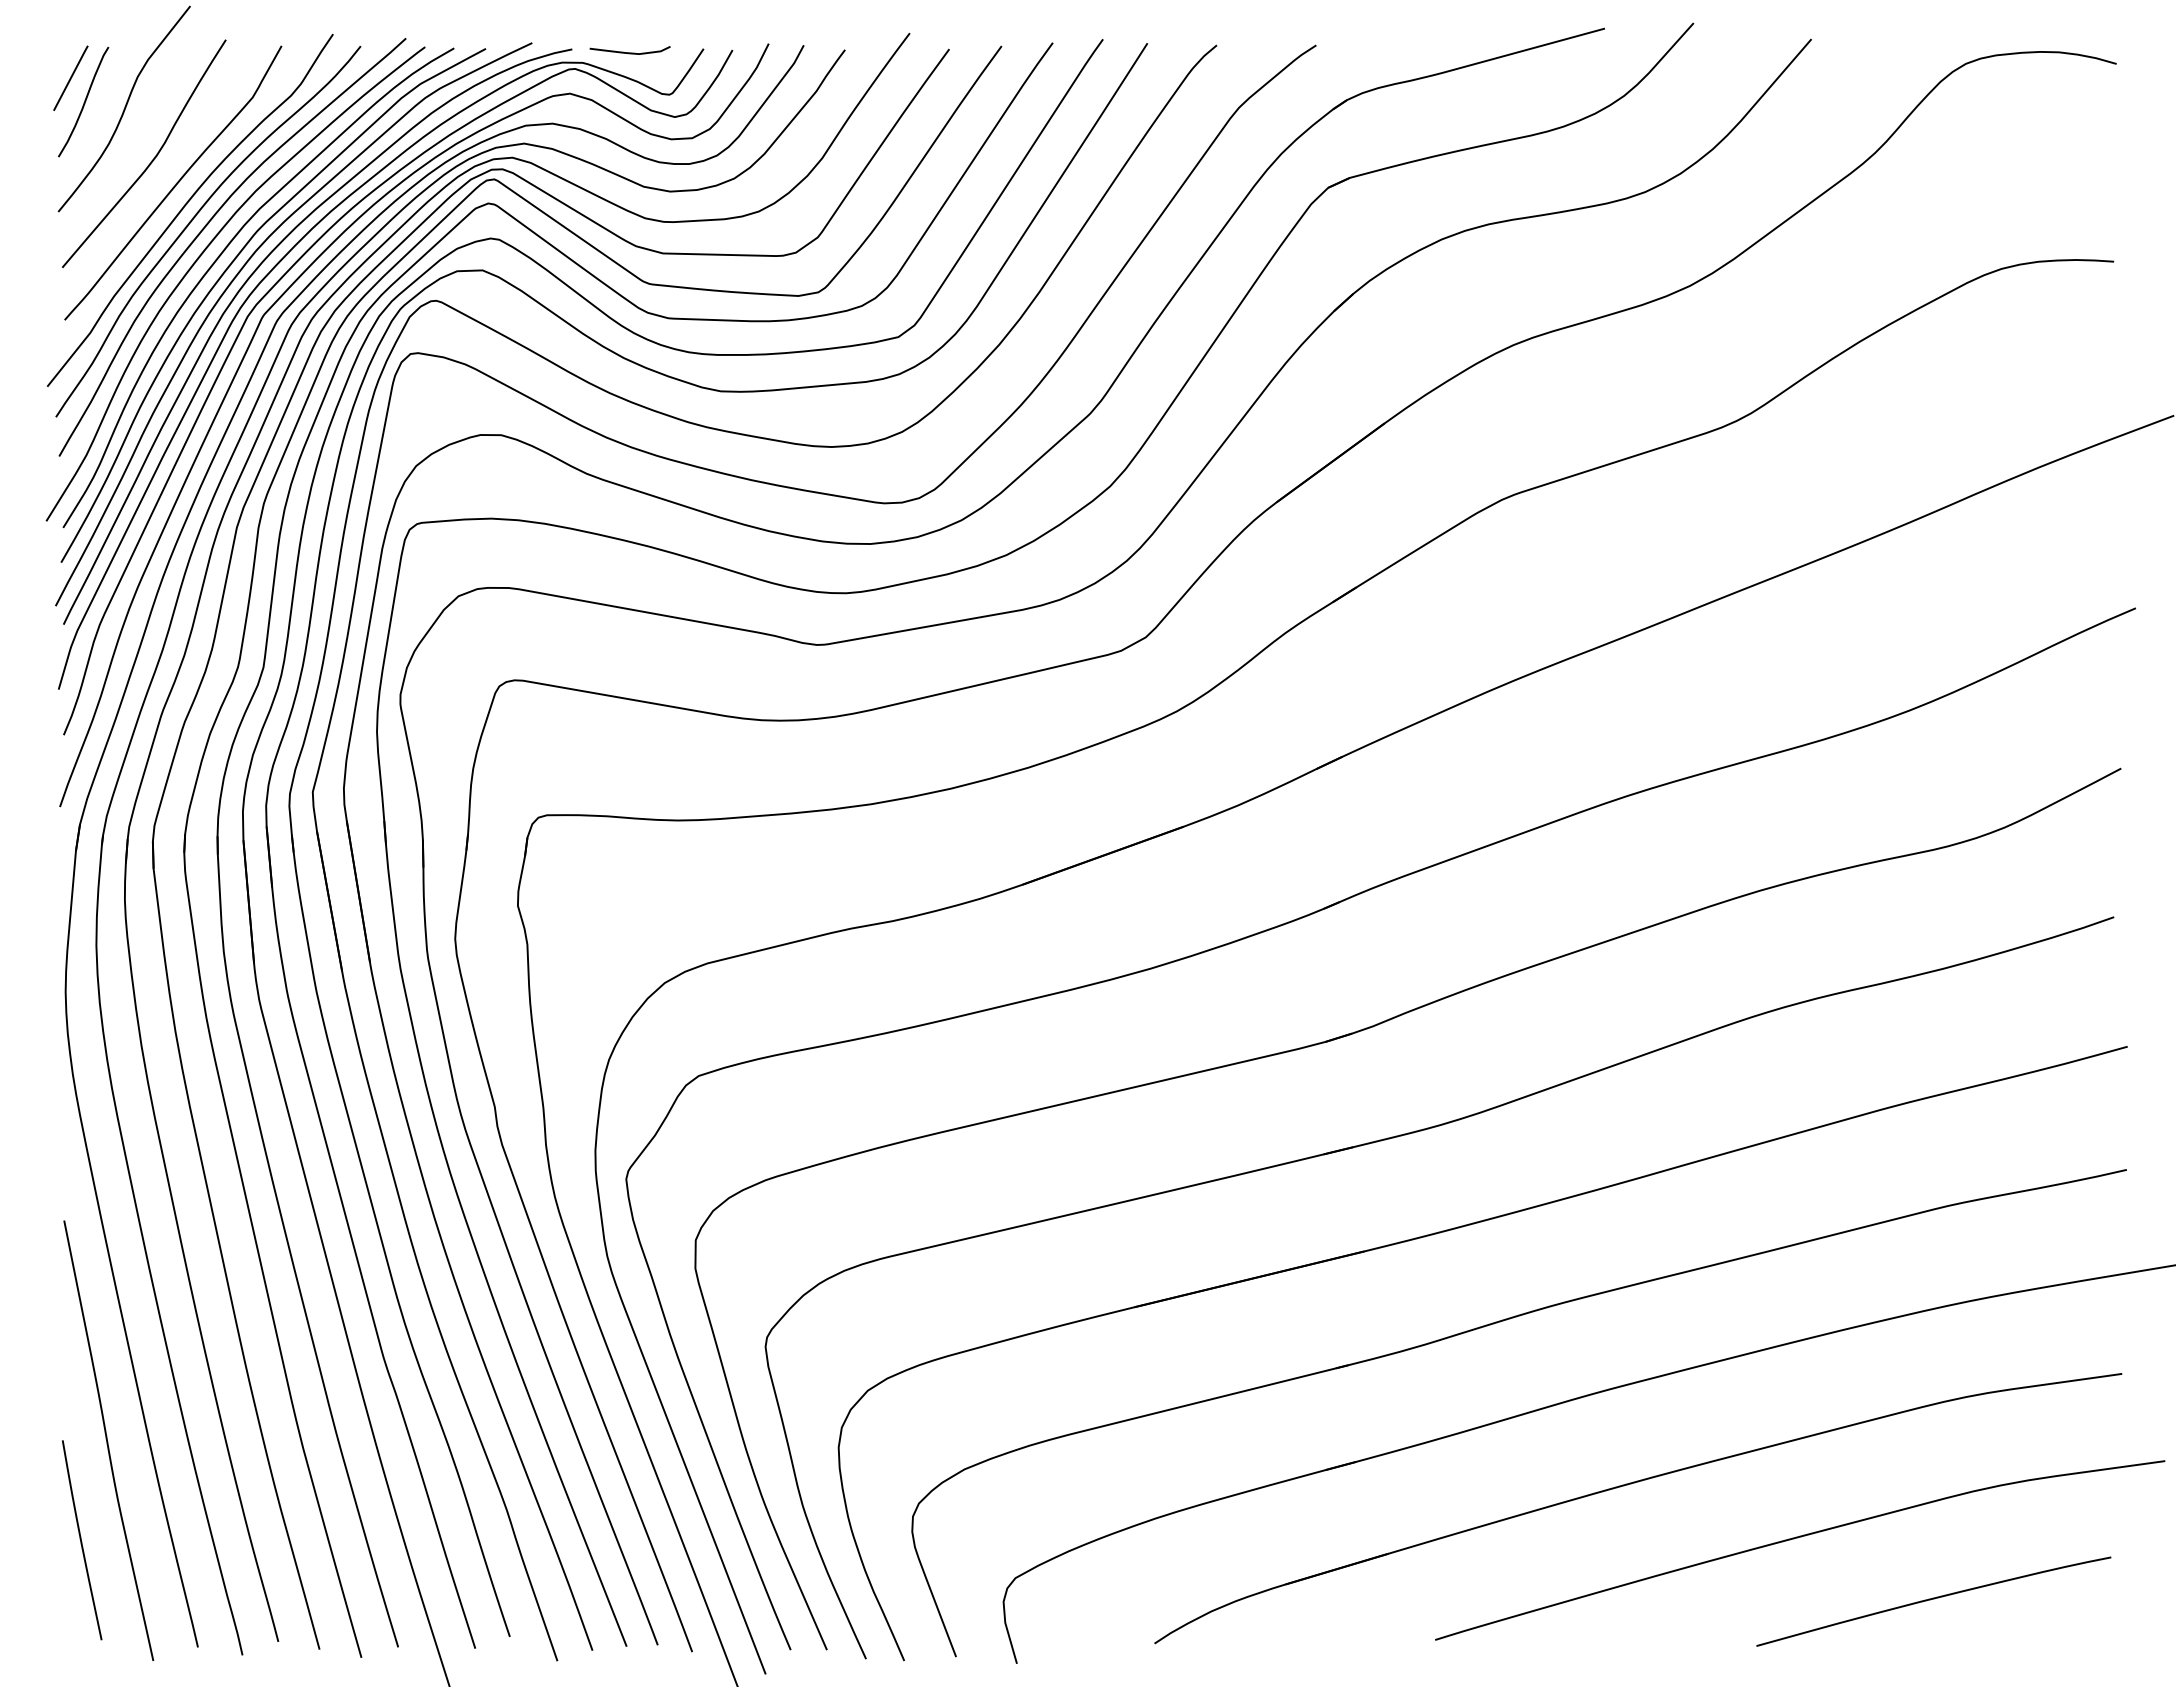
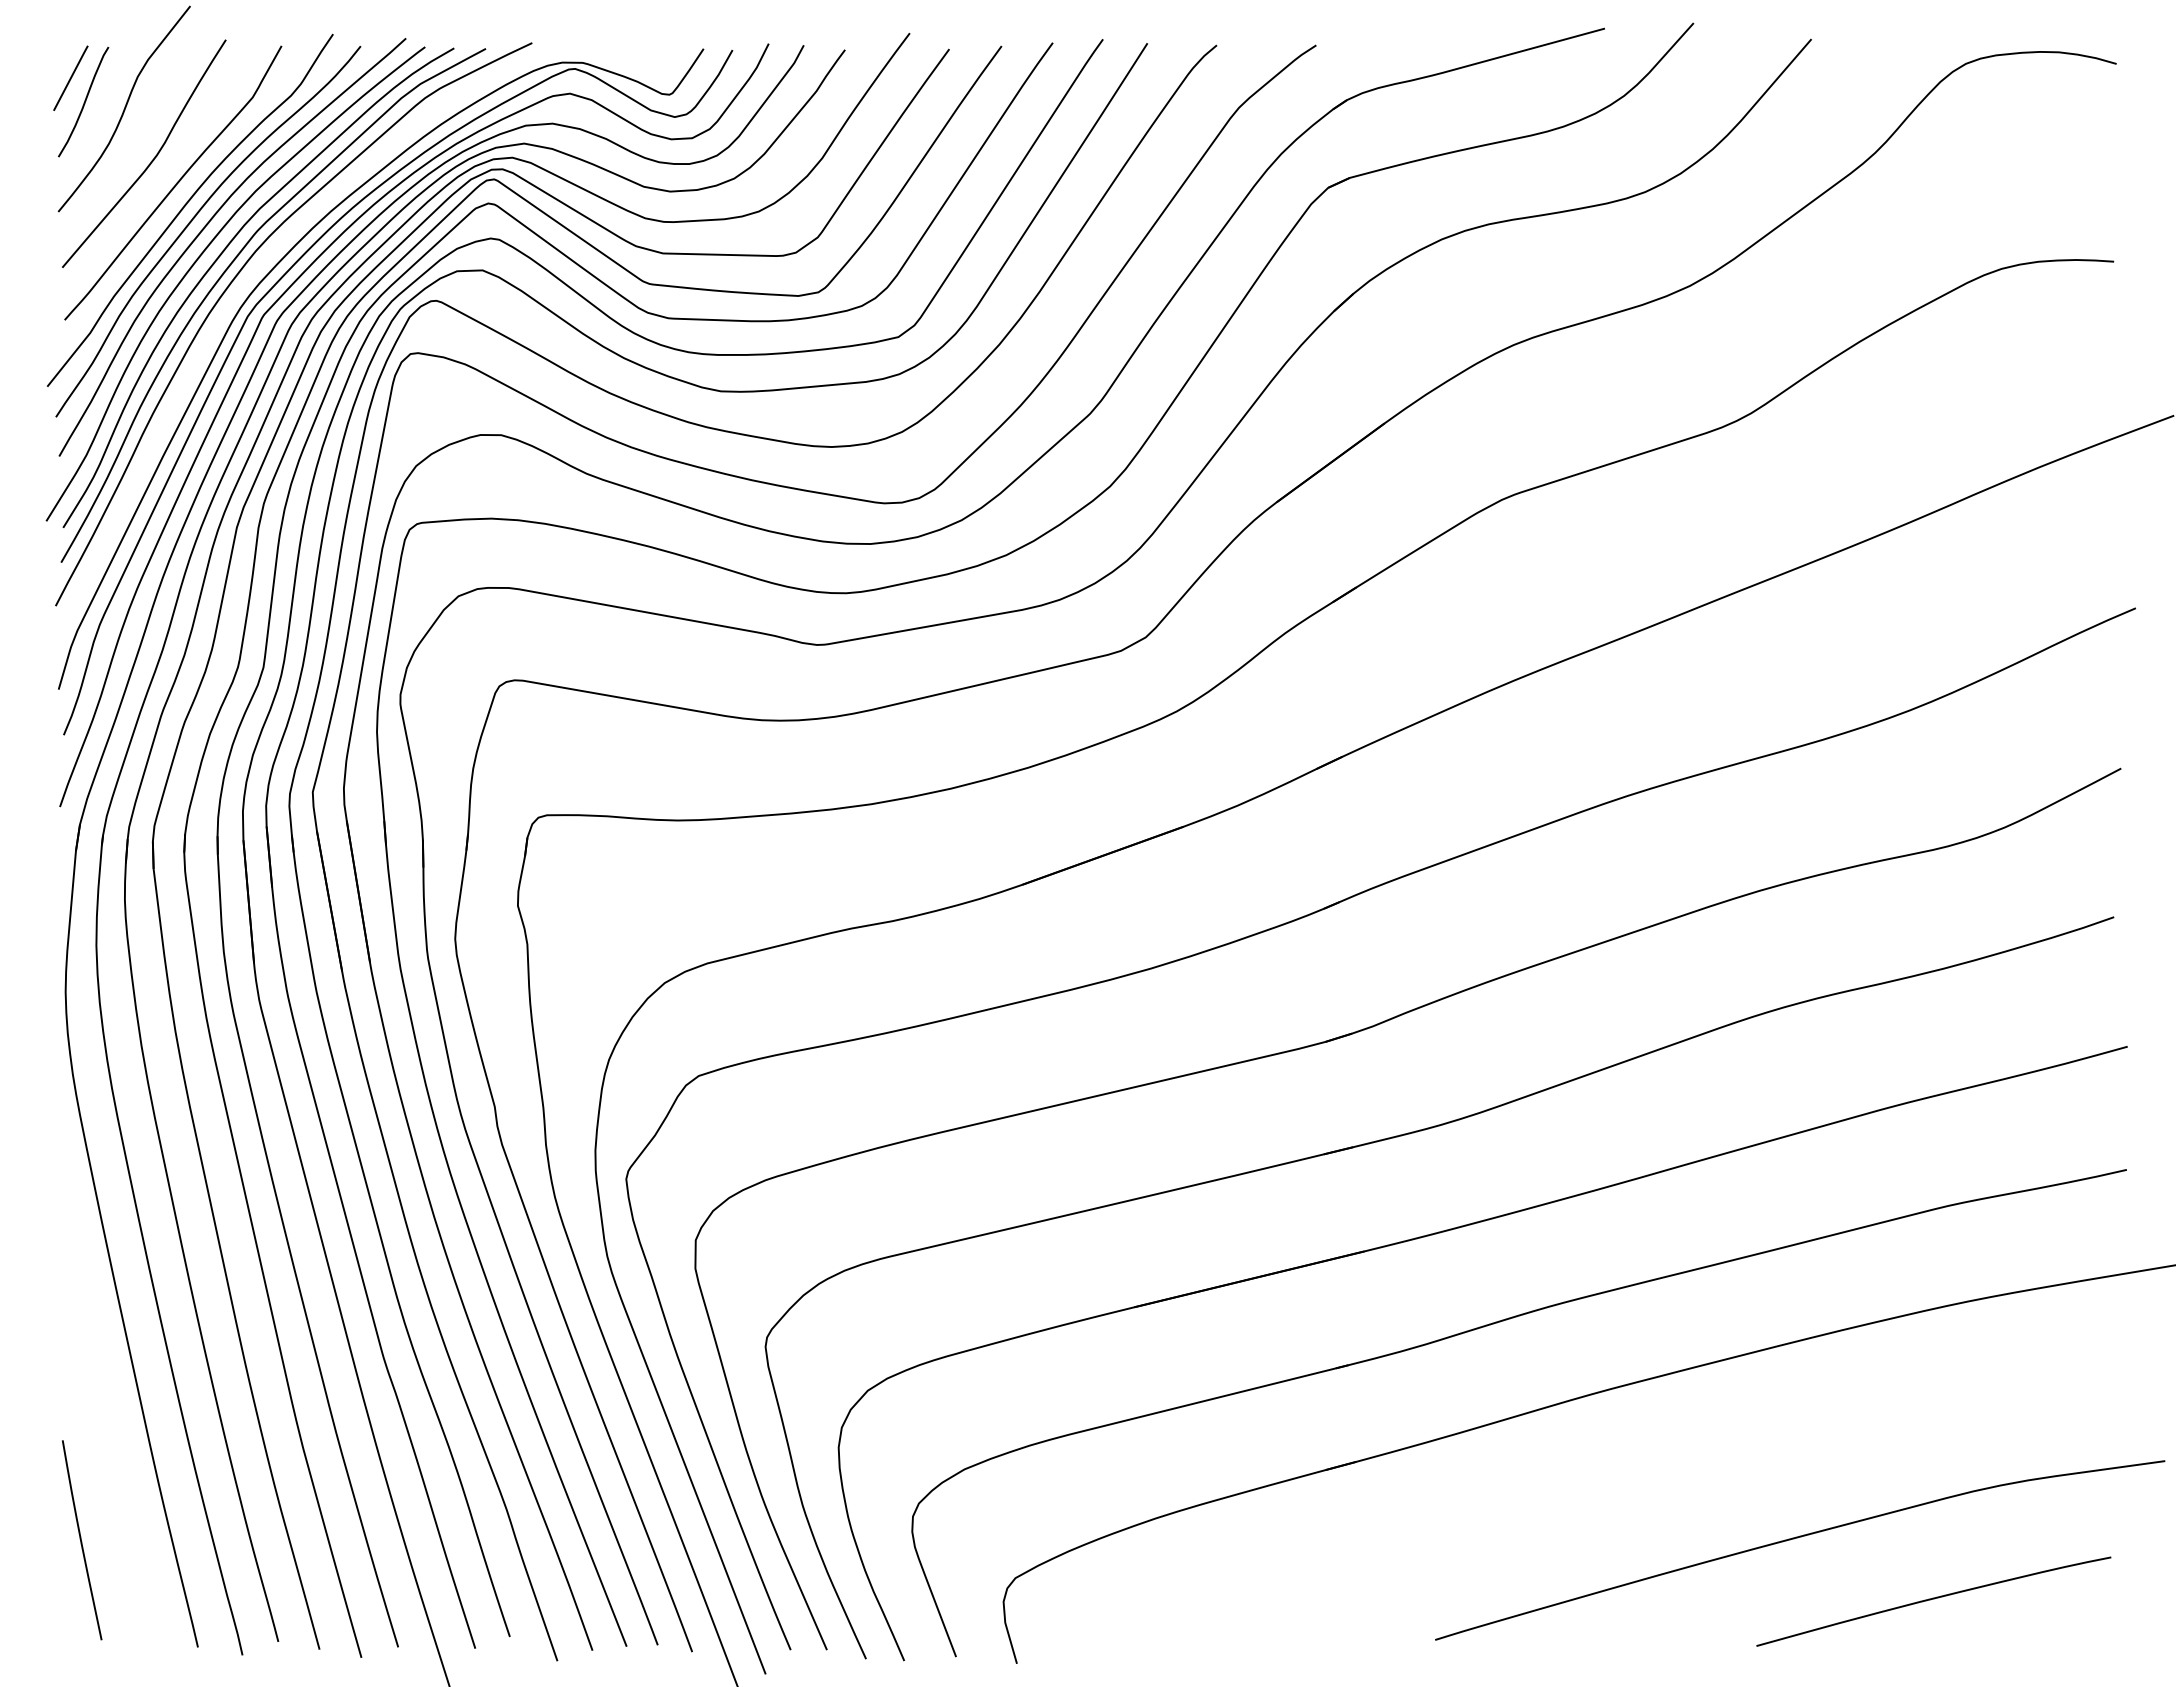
curve: present -> none (629, 52)
curve: present -> none (246, 283)
curve: present -> none (107, 1440)
part: present -> none (1631, 1484)
